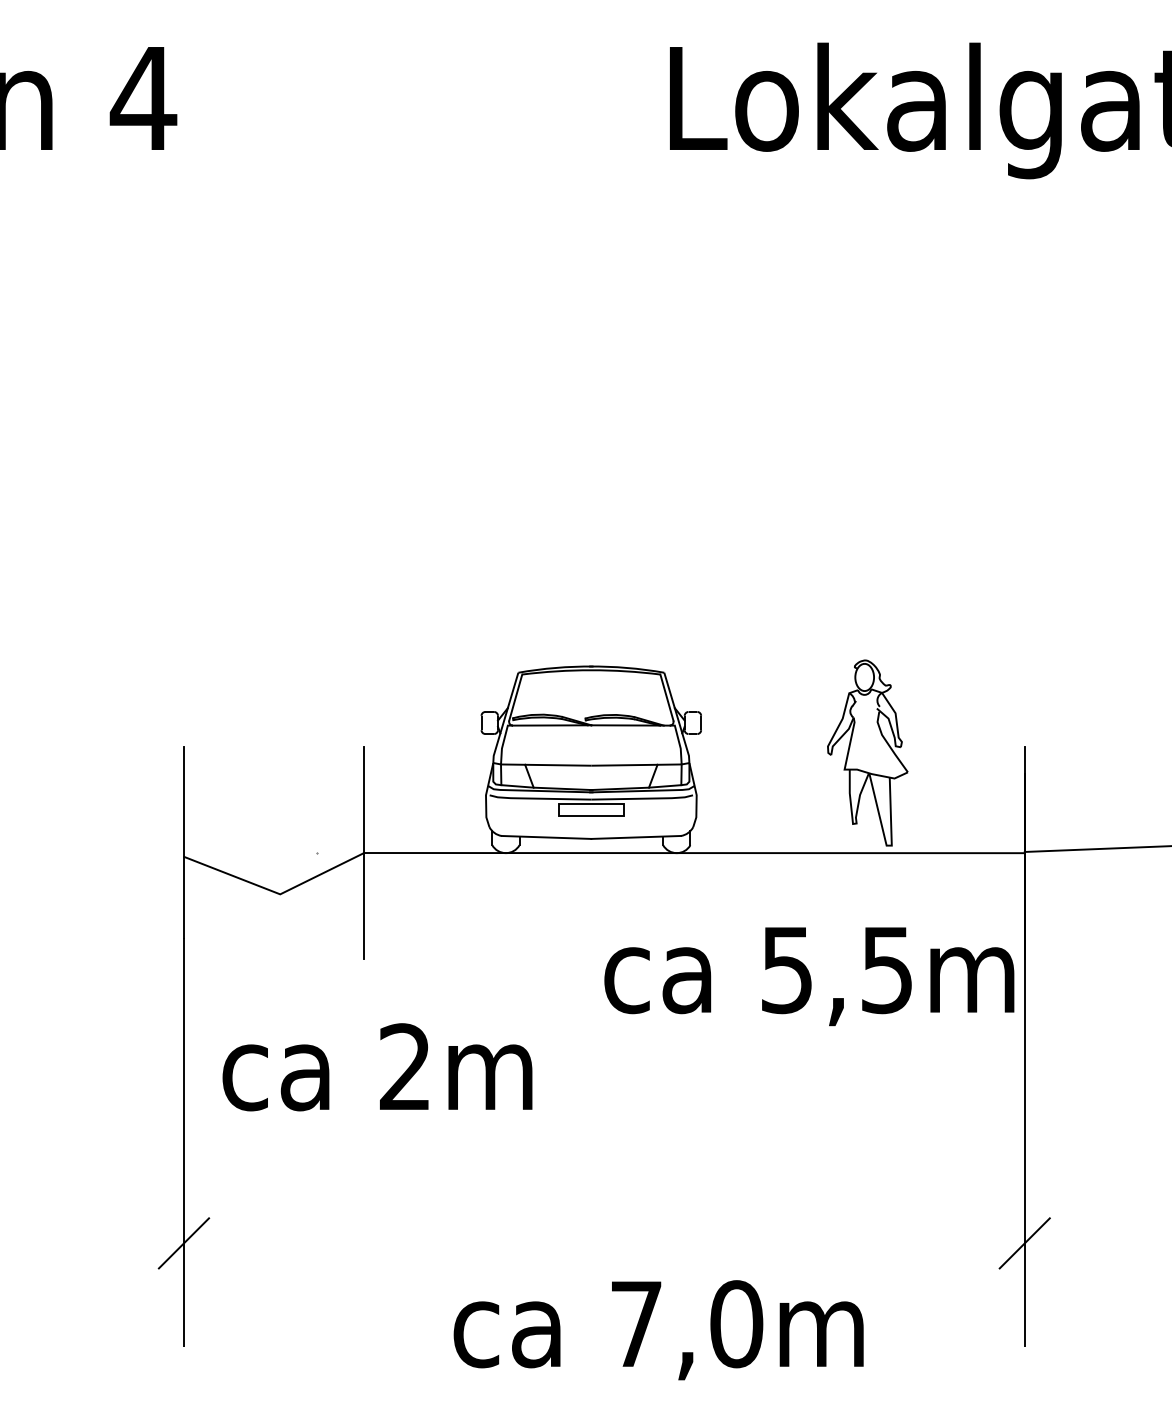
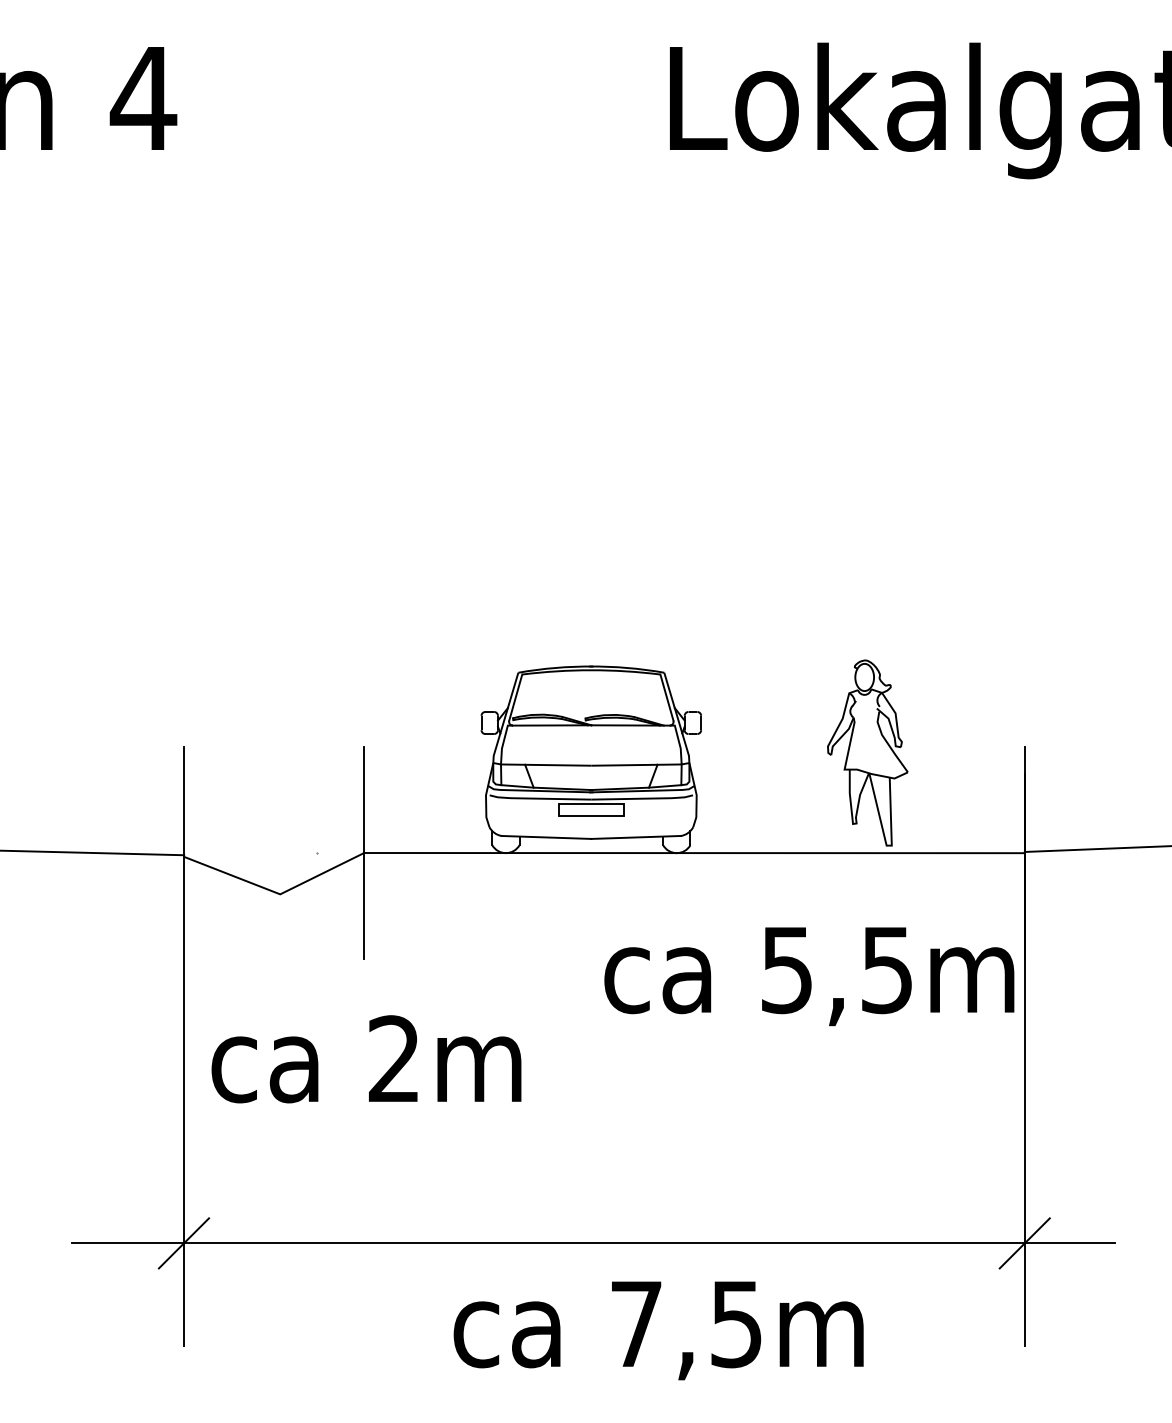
line: none -> present (93, 852)
text position: (377, 1067) -> (366, 1059) (366, 1059)
line: none -> present (593, 1243)
text: 7,0m -> 7,5m (736, 1324)
